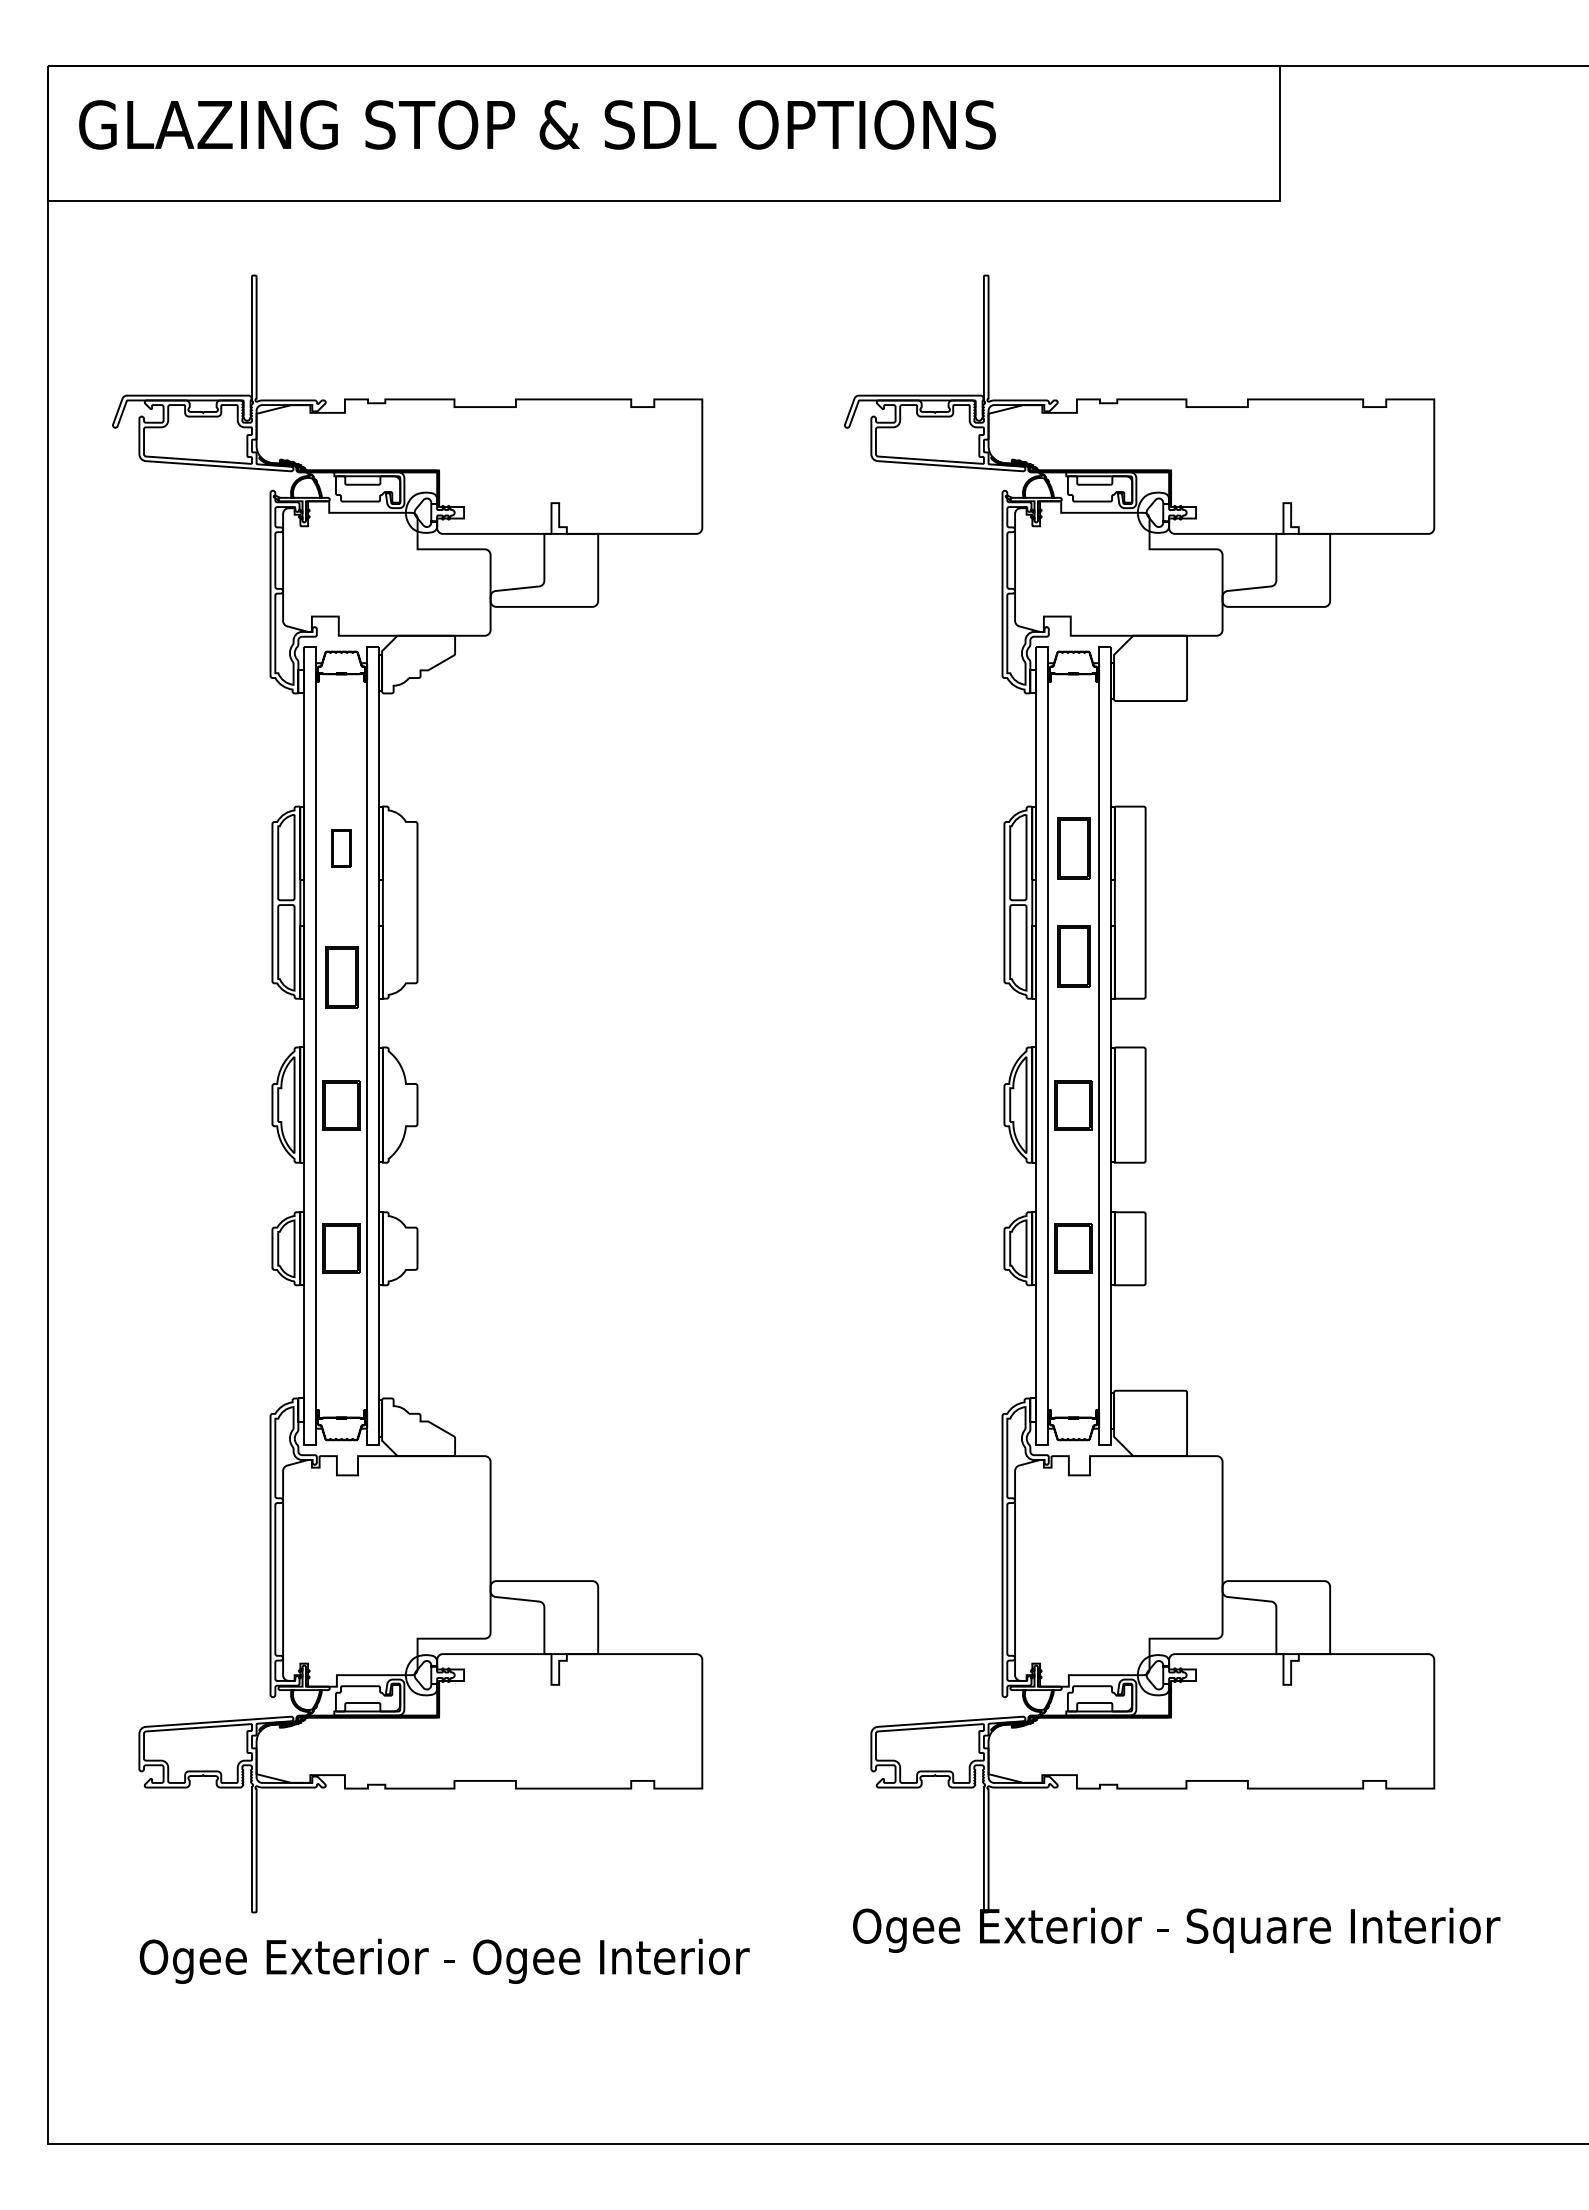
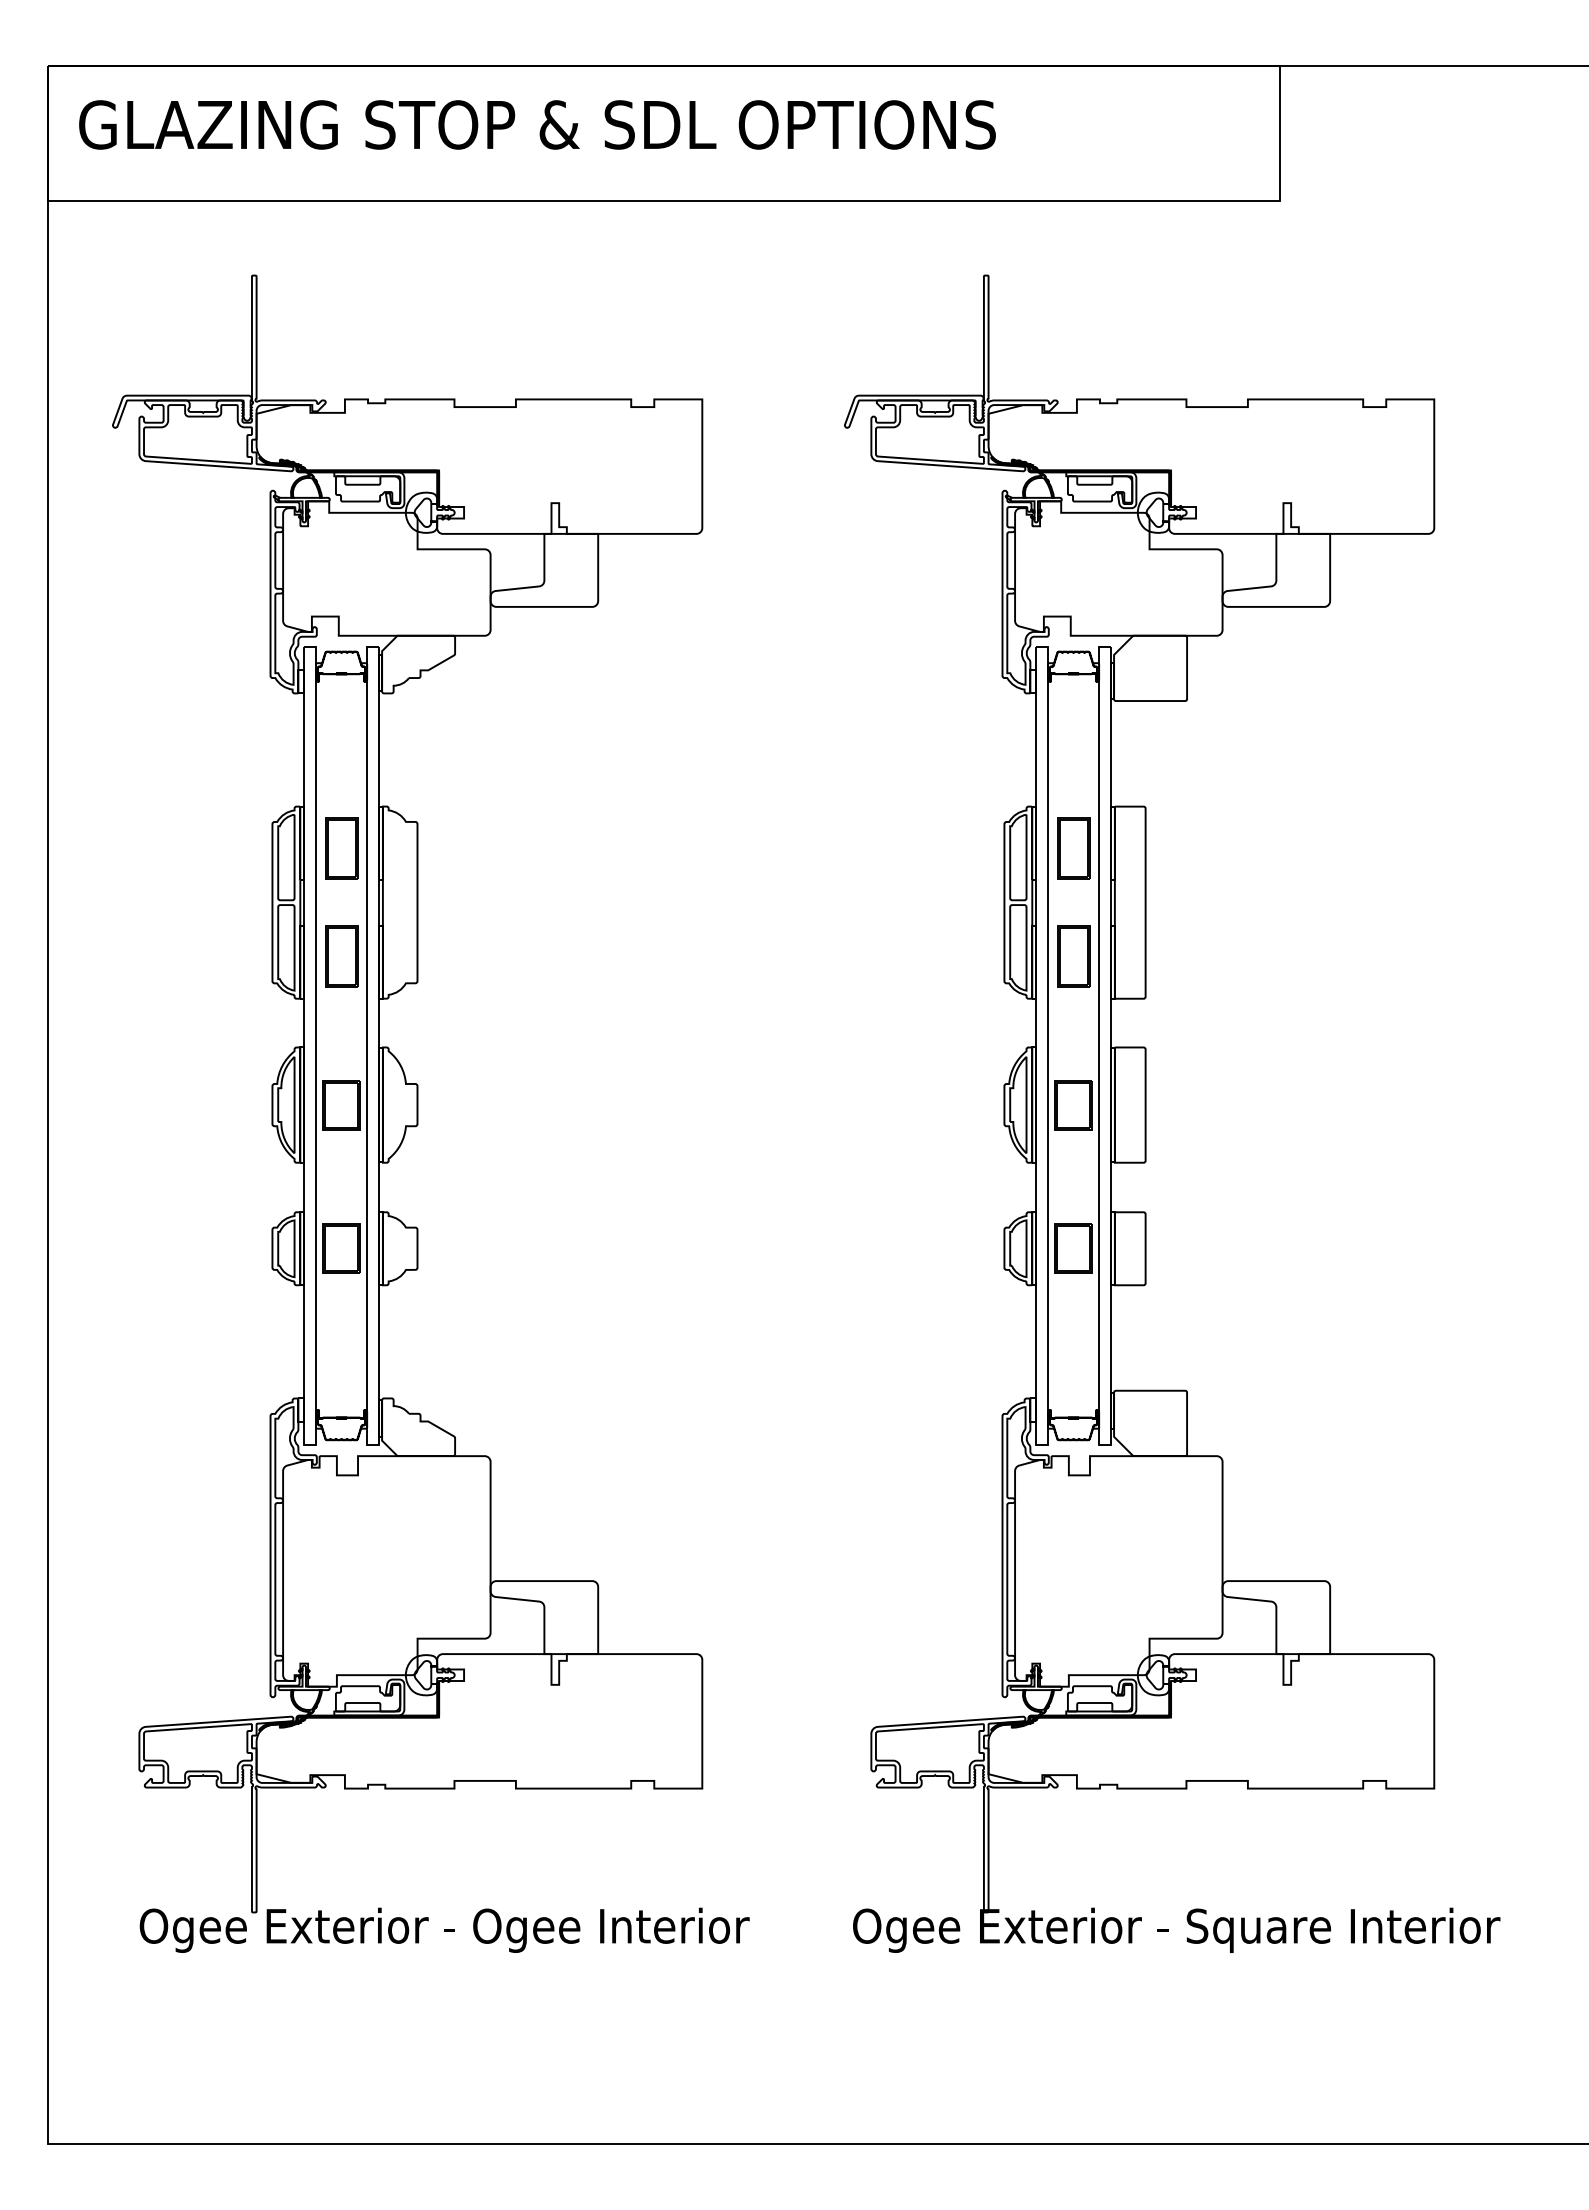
part size: 21x39 px -> 34x63 px (341, 848)
part position: (341, 977) -> (341, 956) (341, 956)
text position: (444, 1960) -> (444, 1929) (444, 1929)
